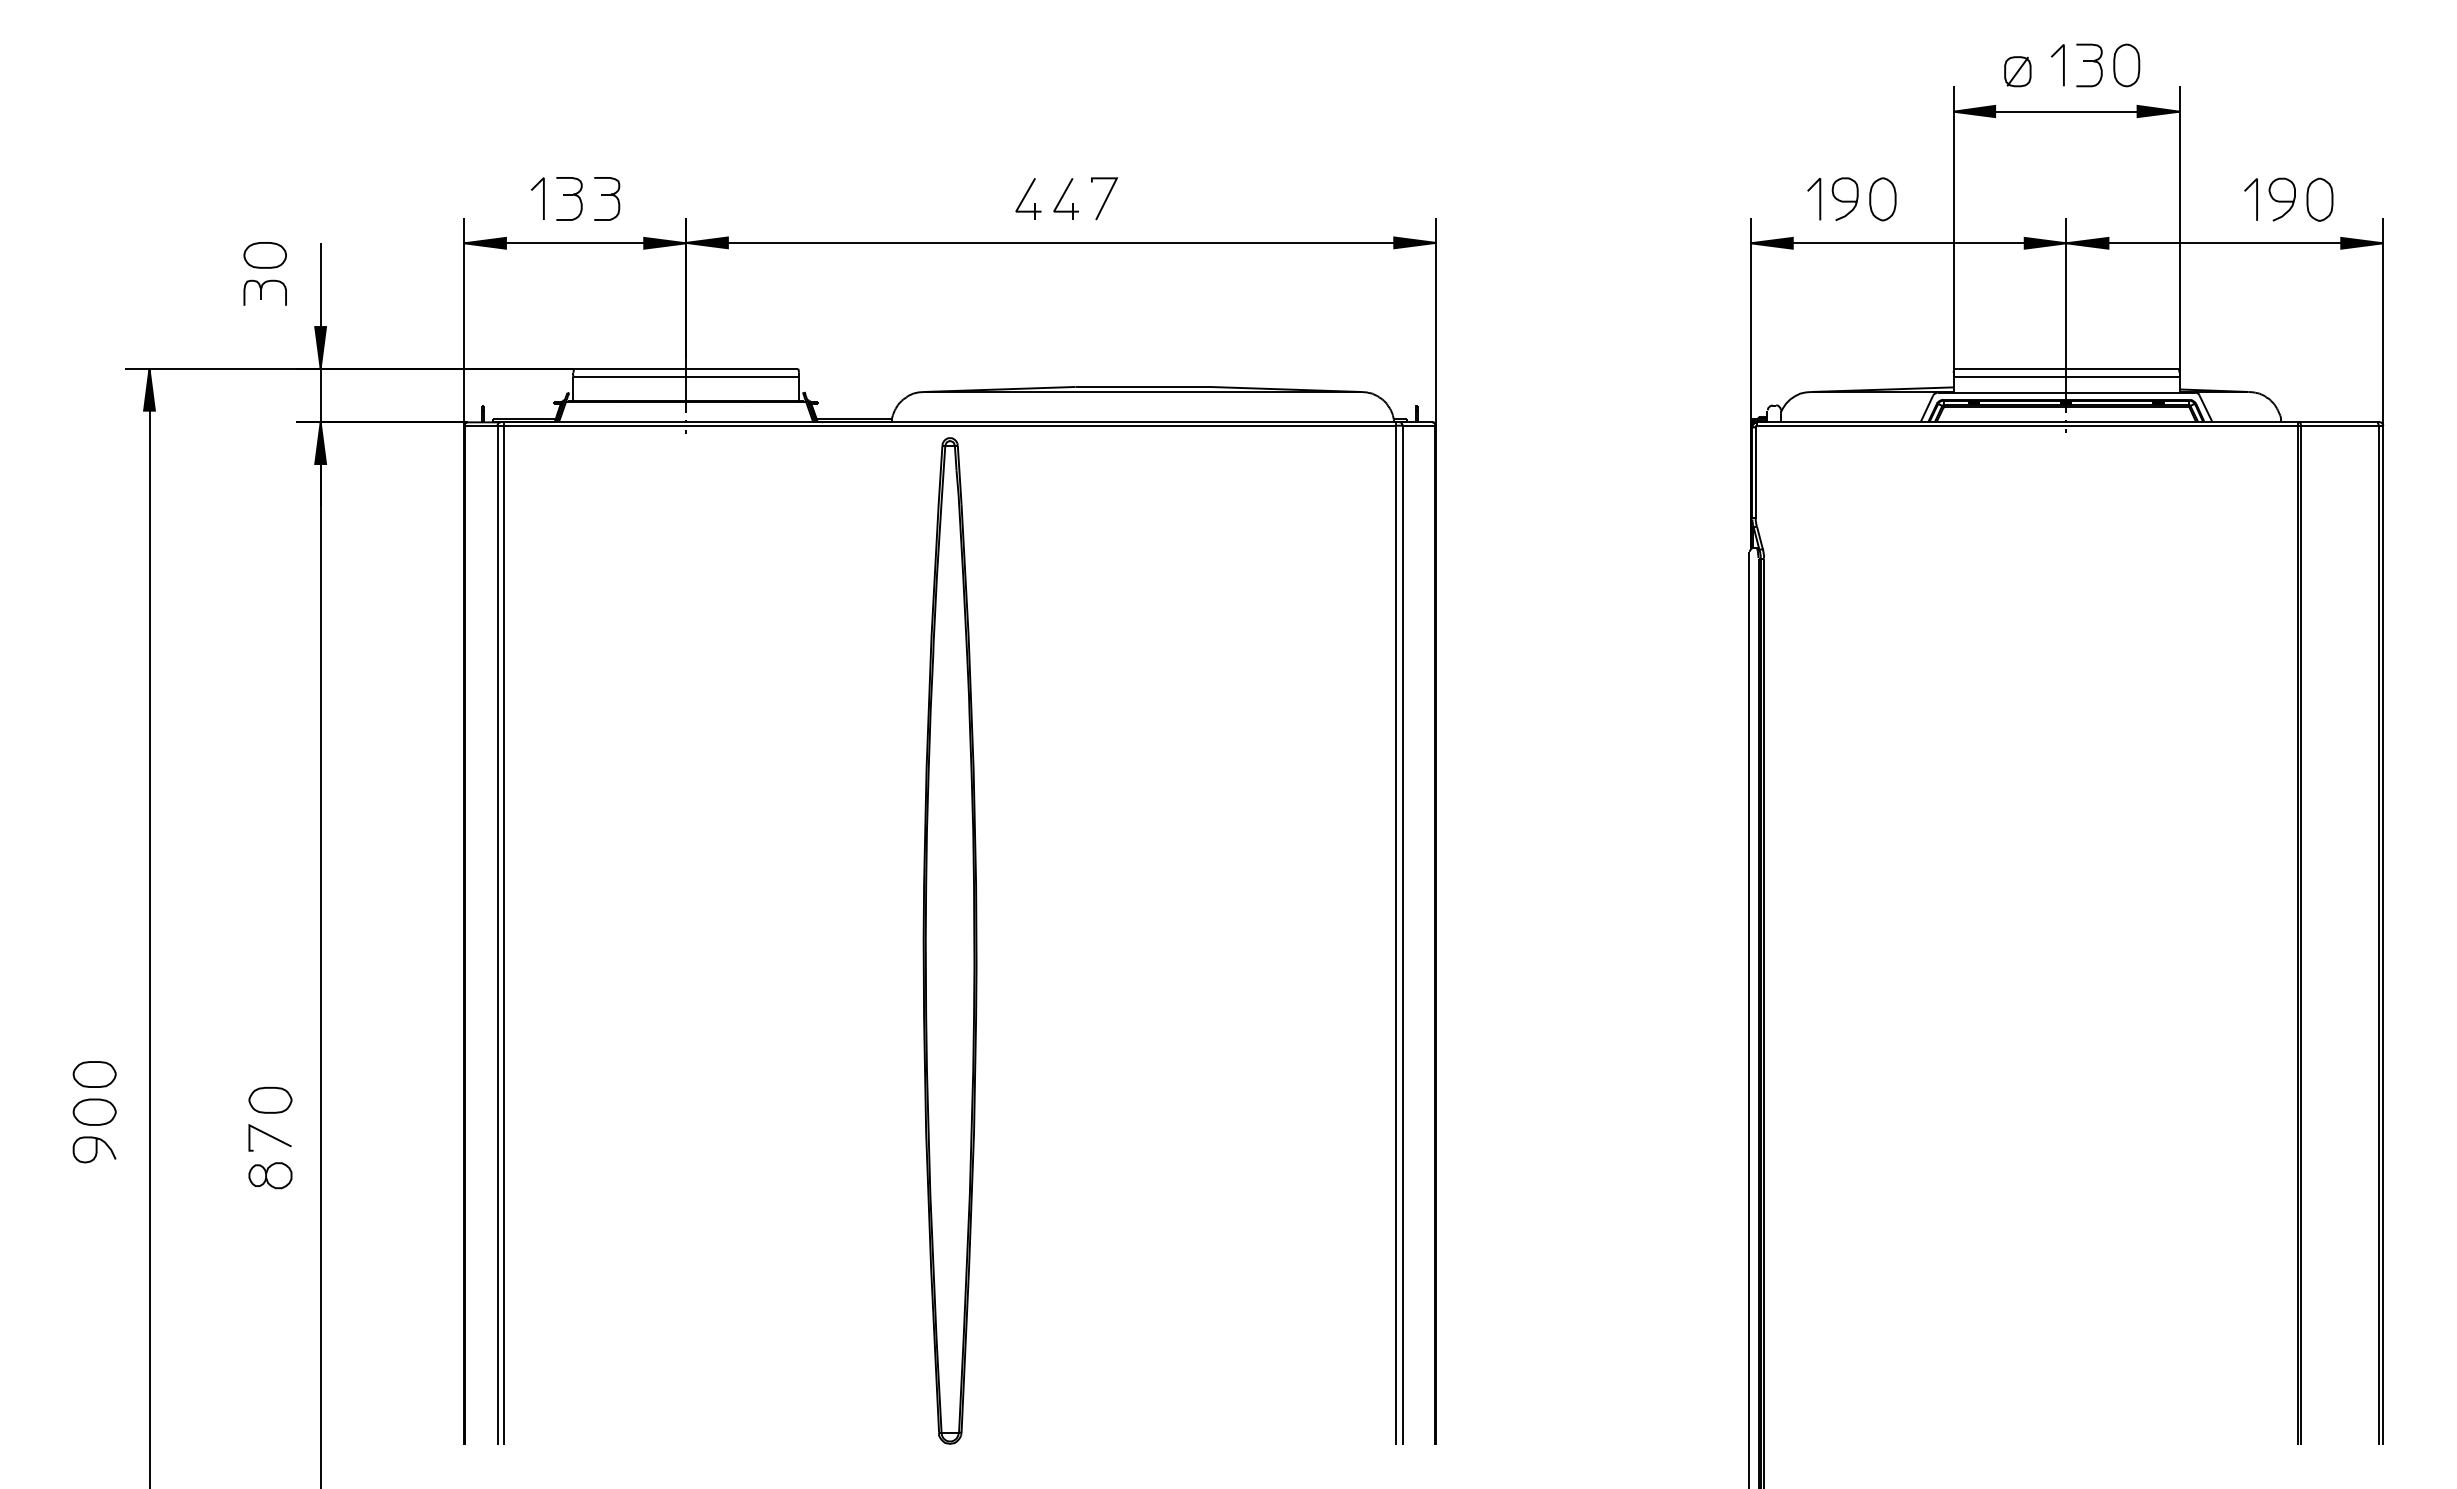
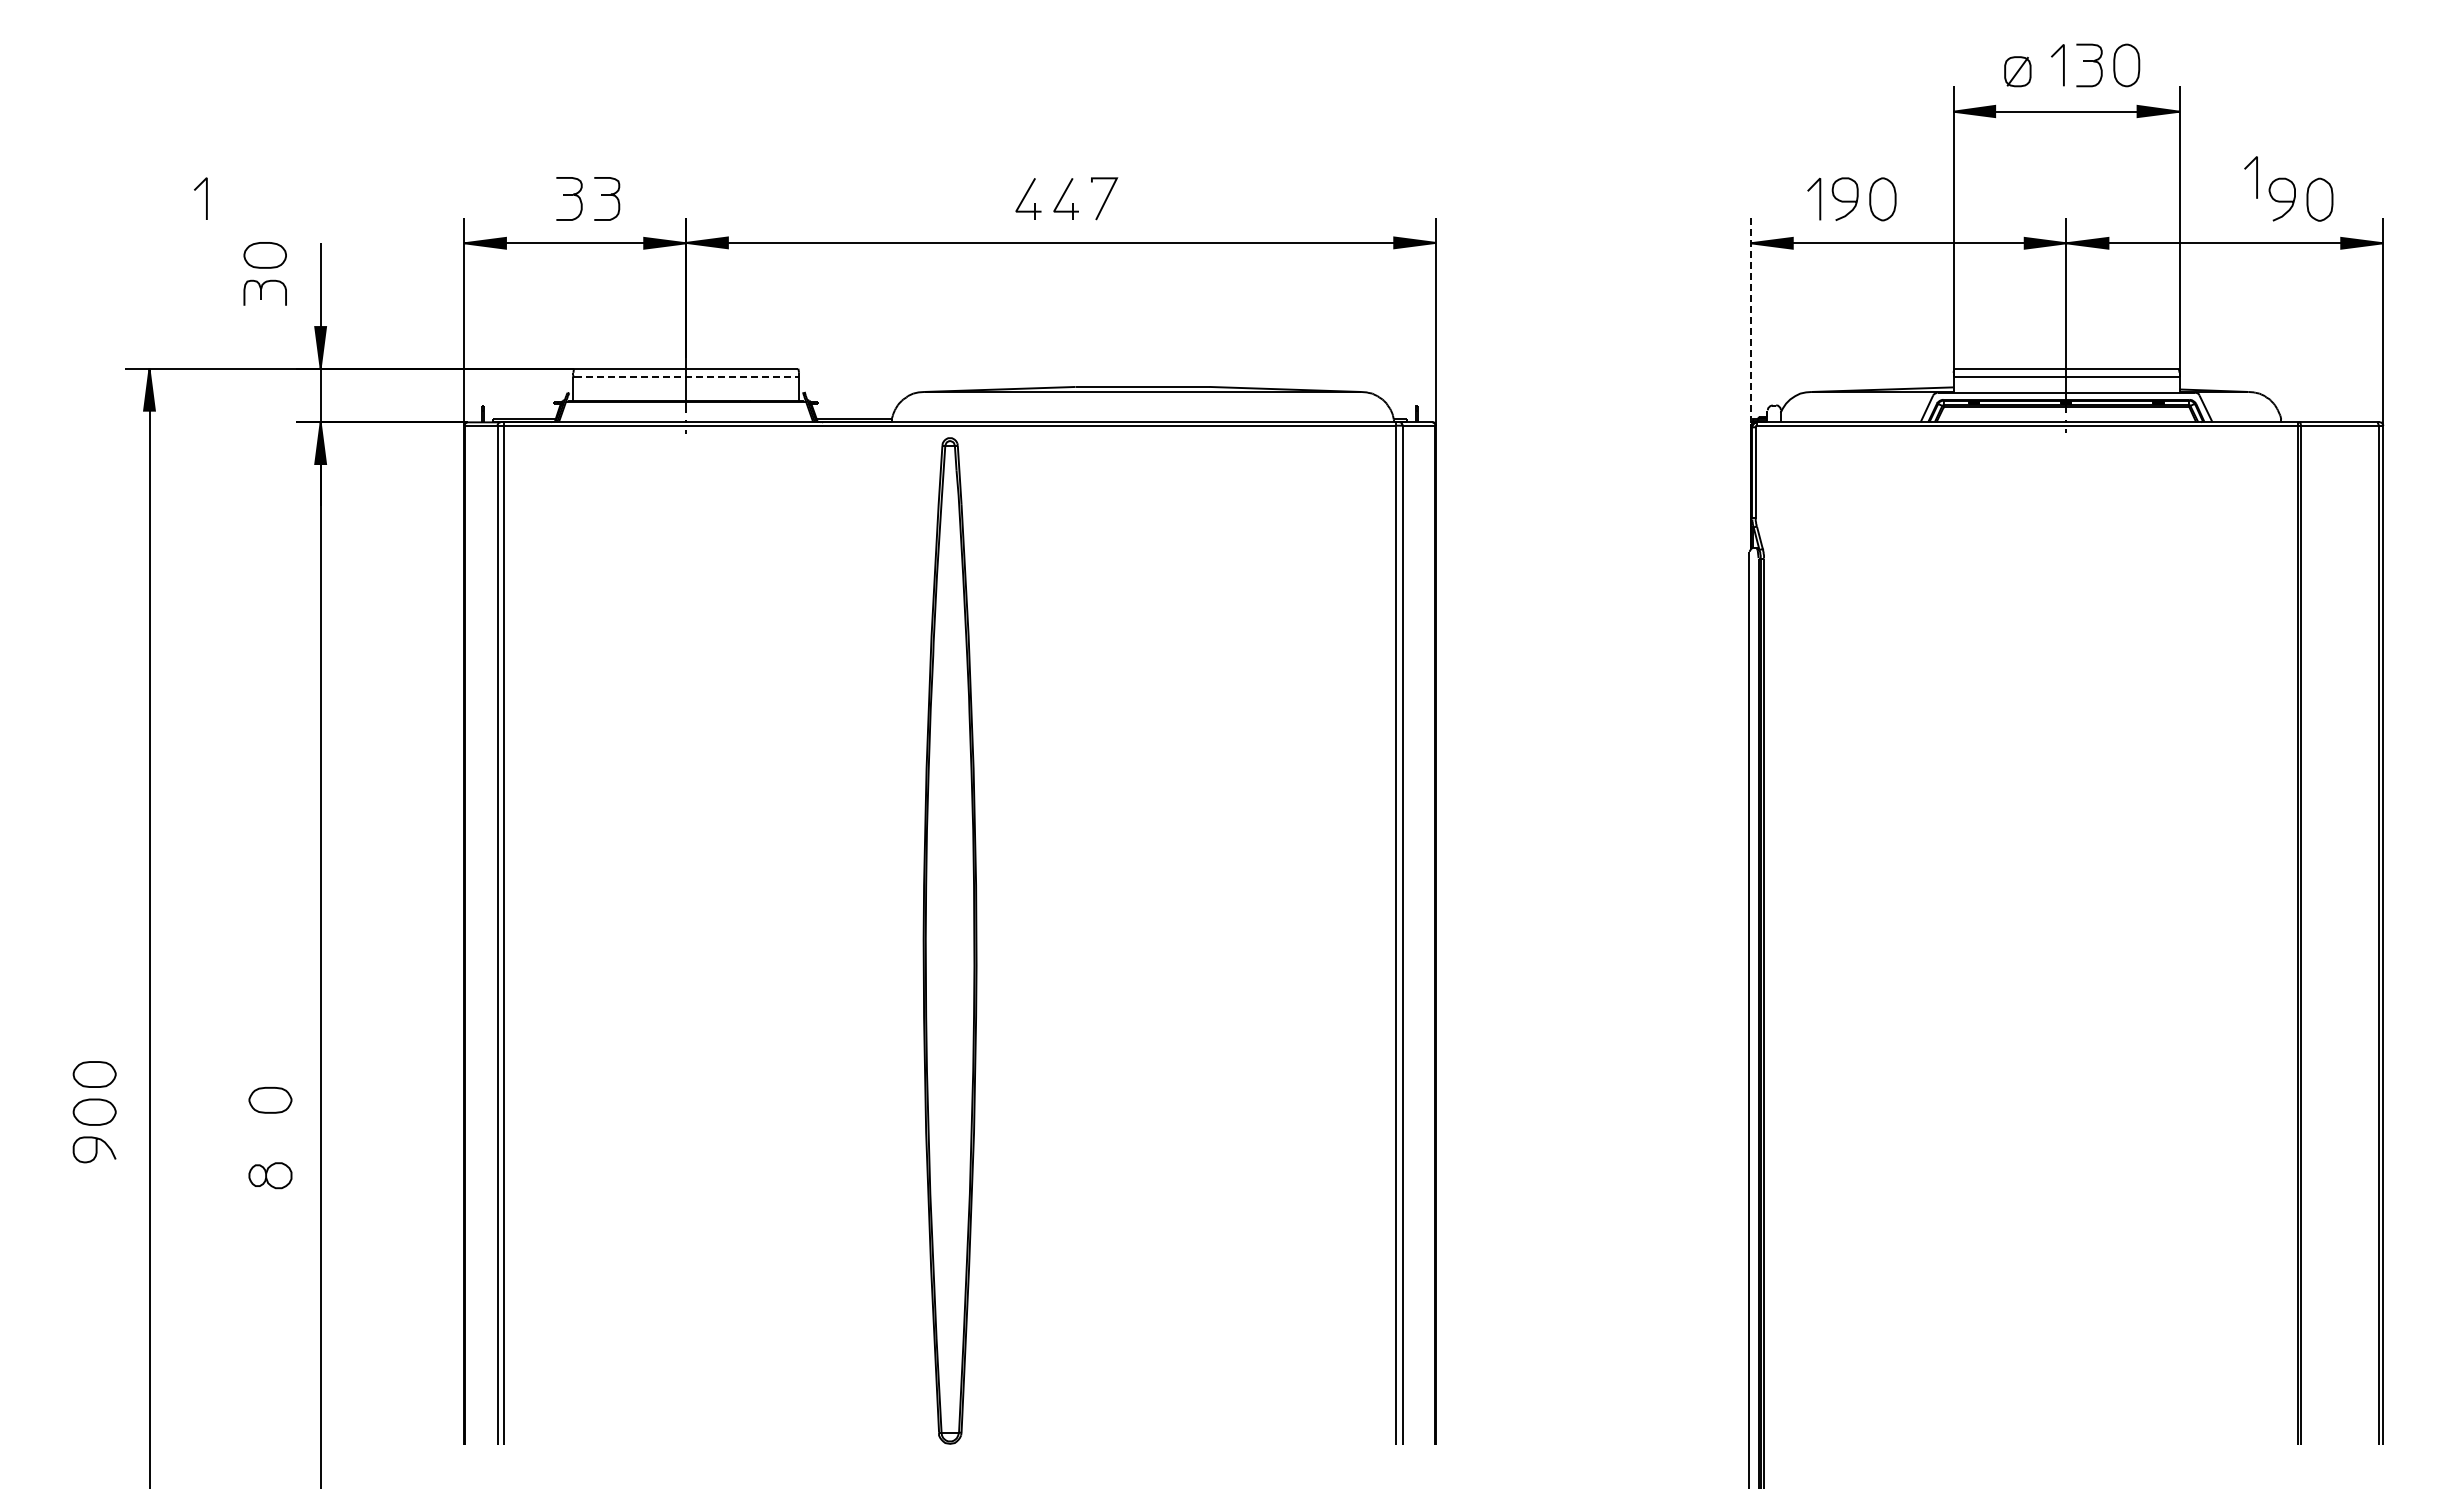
line position: (543, 198) -> (206, 198) (206, 198)
line position: (2256, 199) -> (2256, 177) (2256, 177)
line: solid -> dashed (1750, 327)
line: solid -> dashed (687, 376)
line: present -> none (269, 1136)
